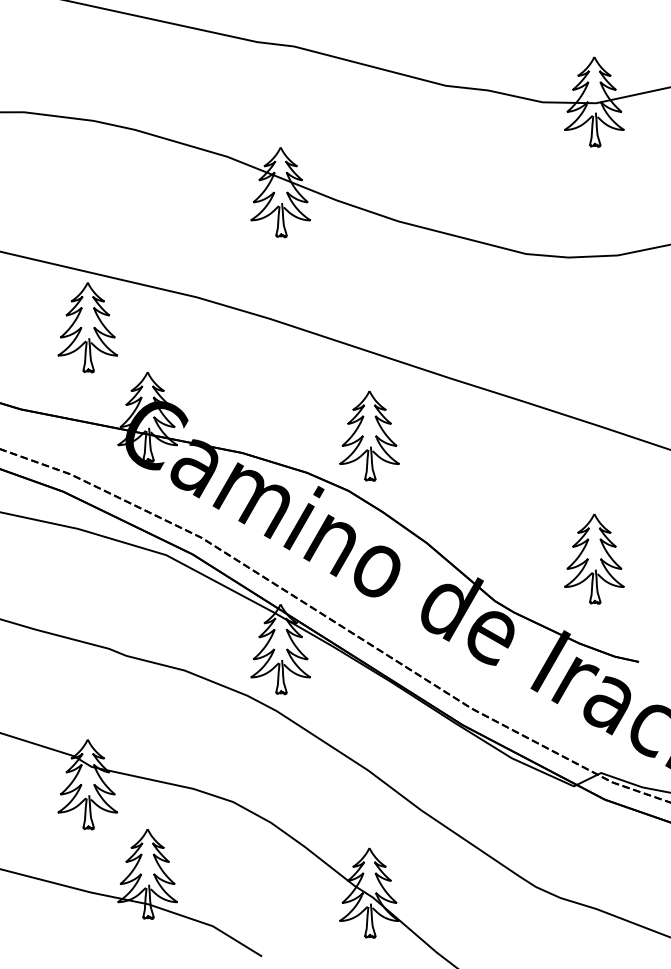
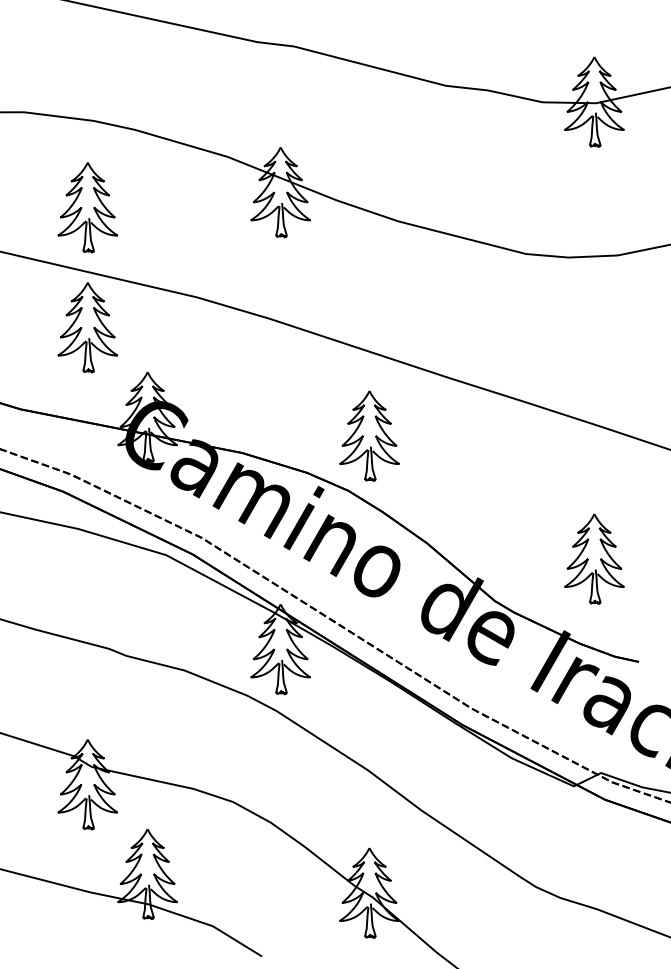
part: none -> present (87, 207)
